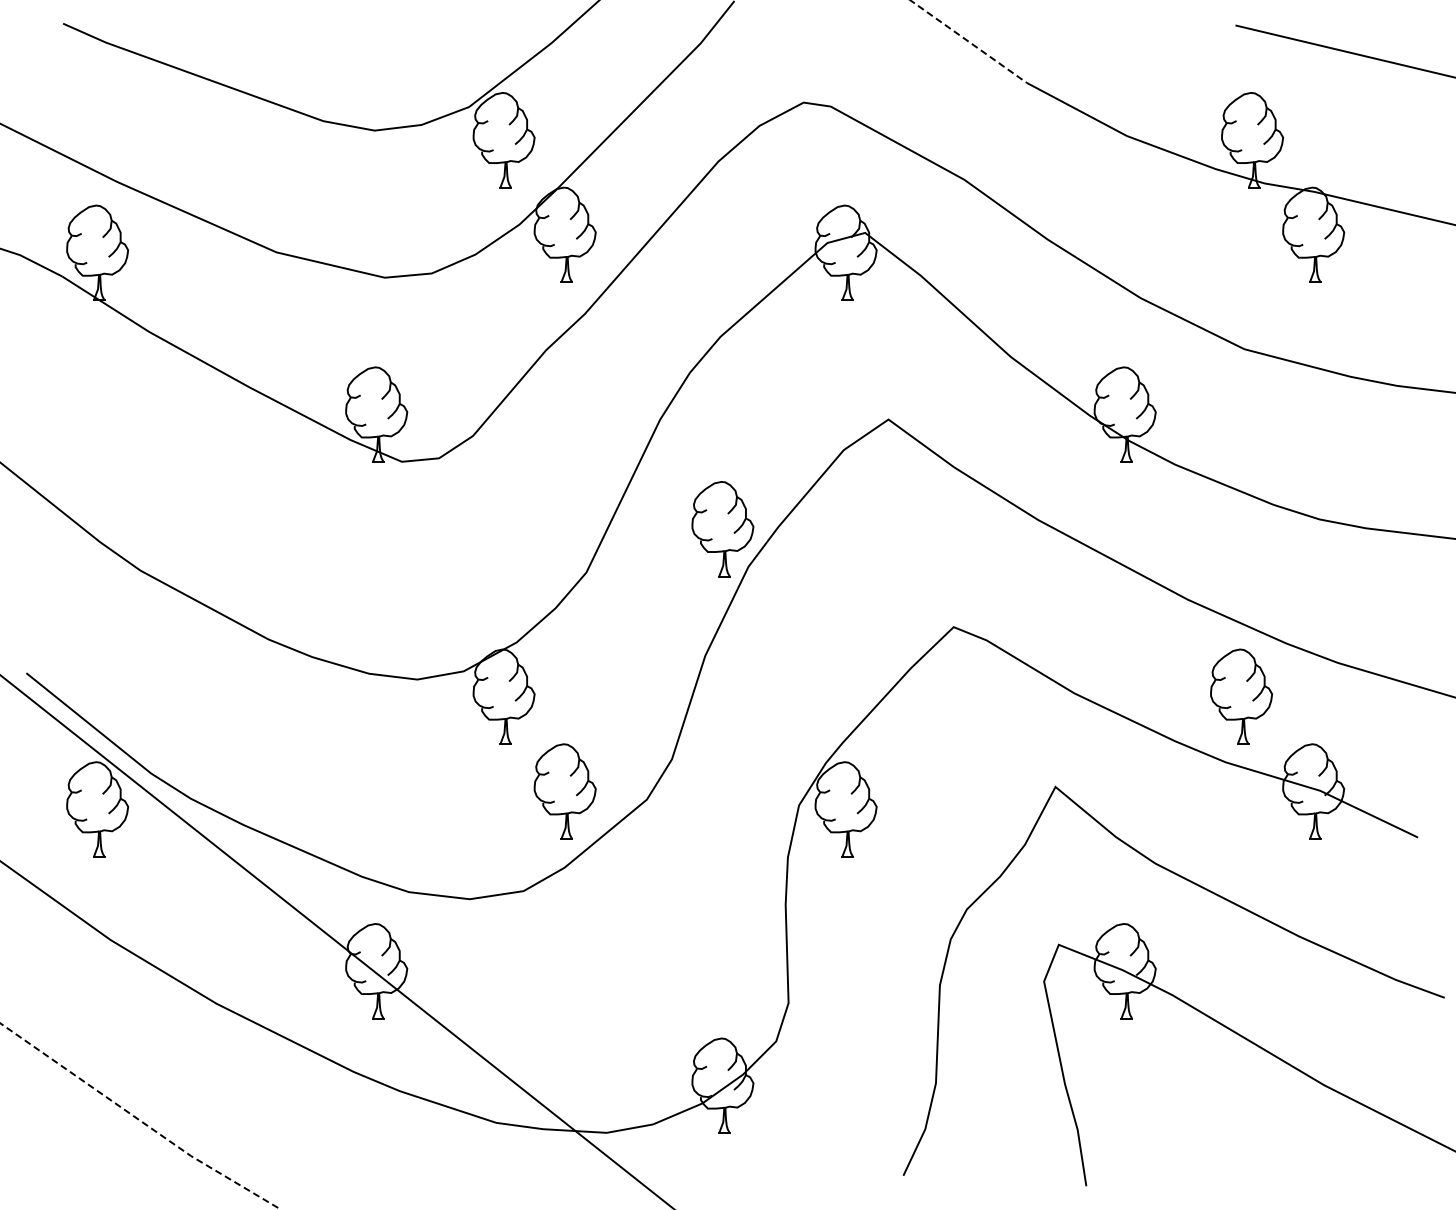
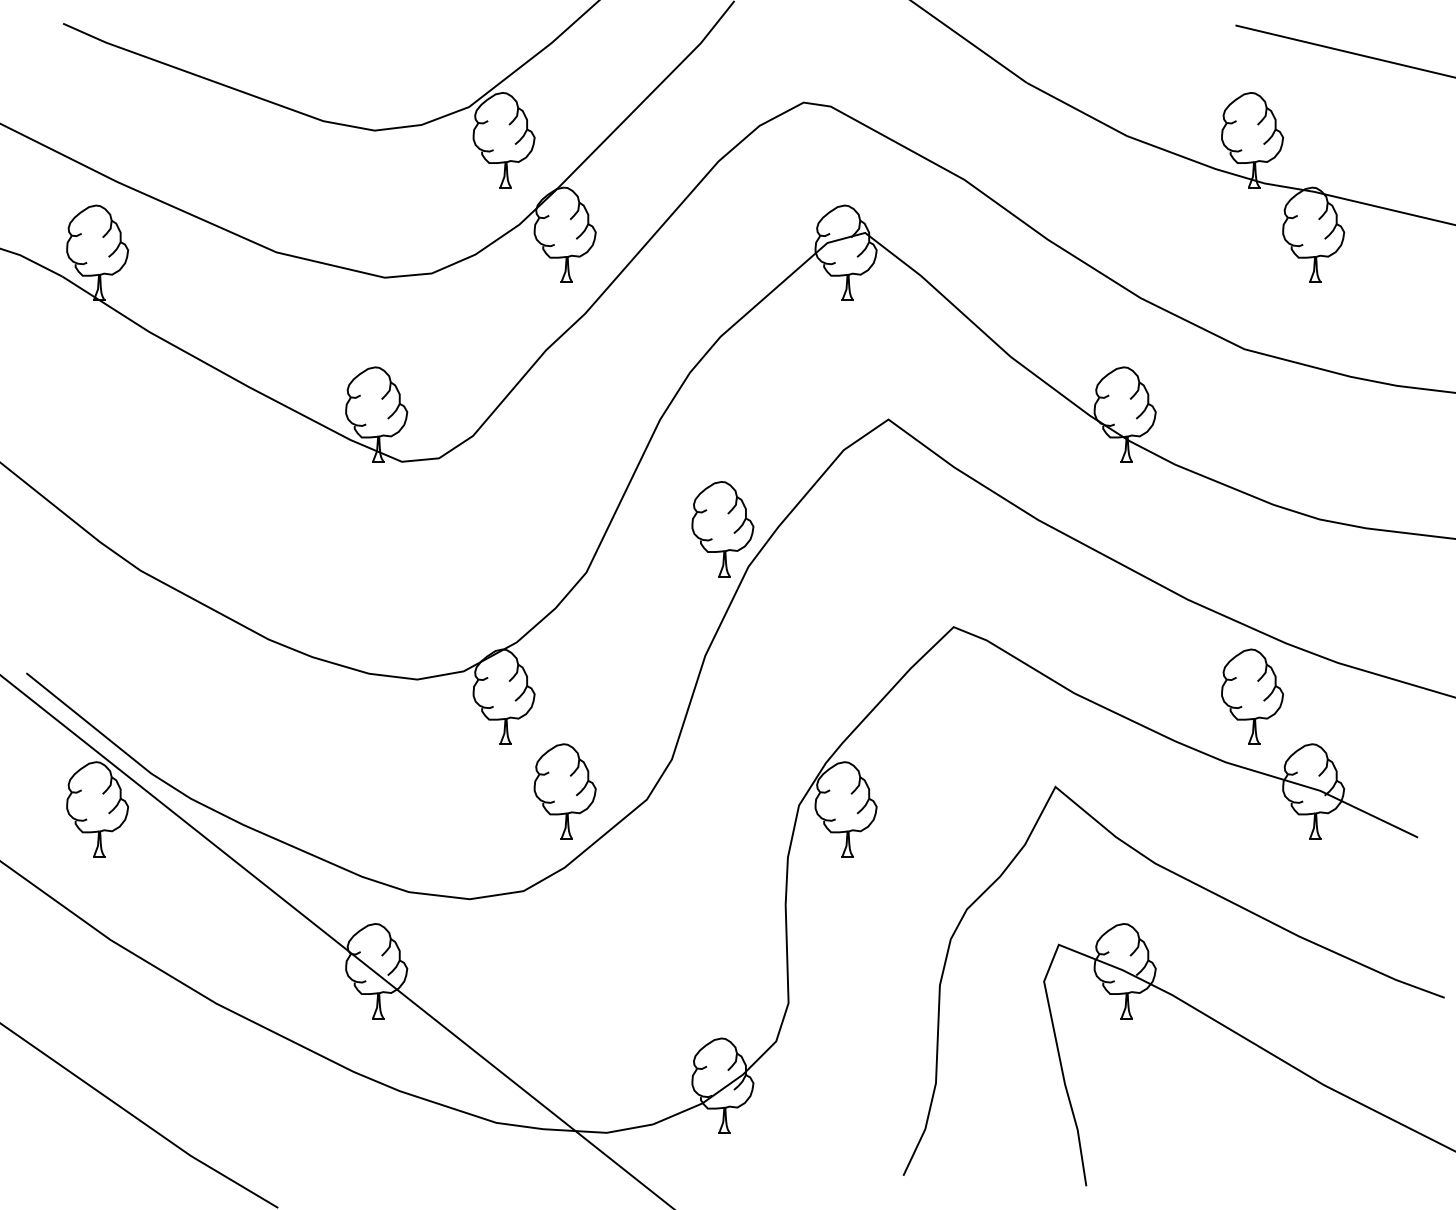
line: dashed -> solid (969, 41)
part position: (1241, 696) -> (1252, 696) (1252, 696)
line: dashed -> solid (137, 1118)
